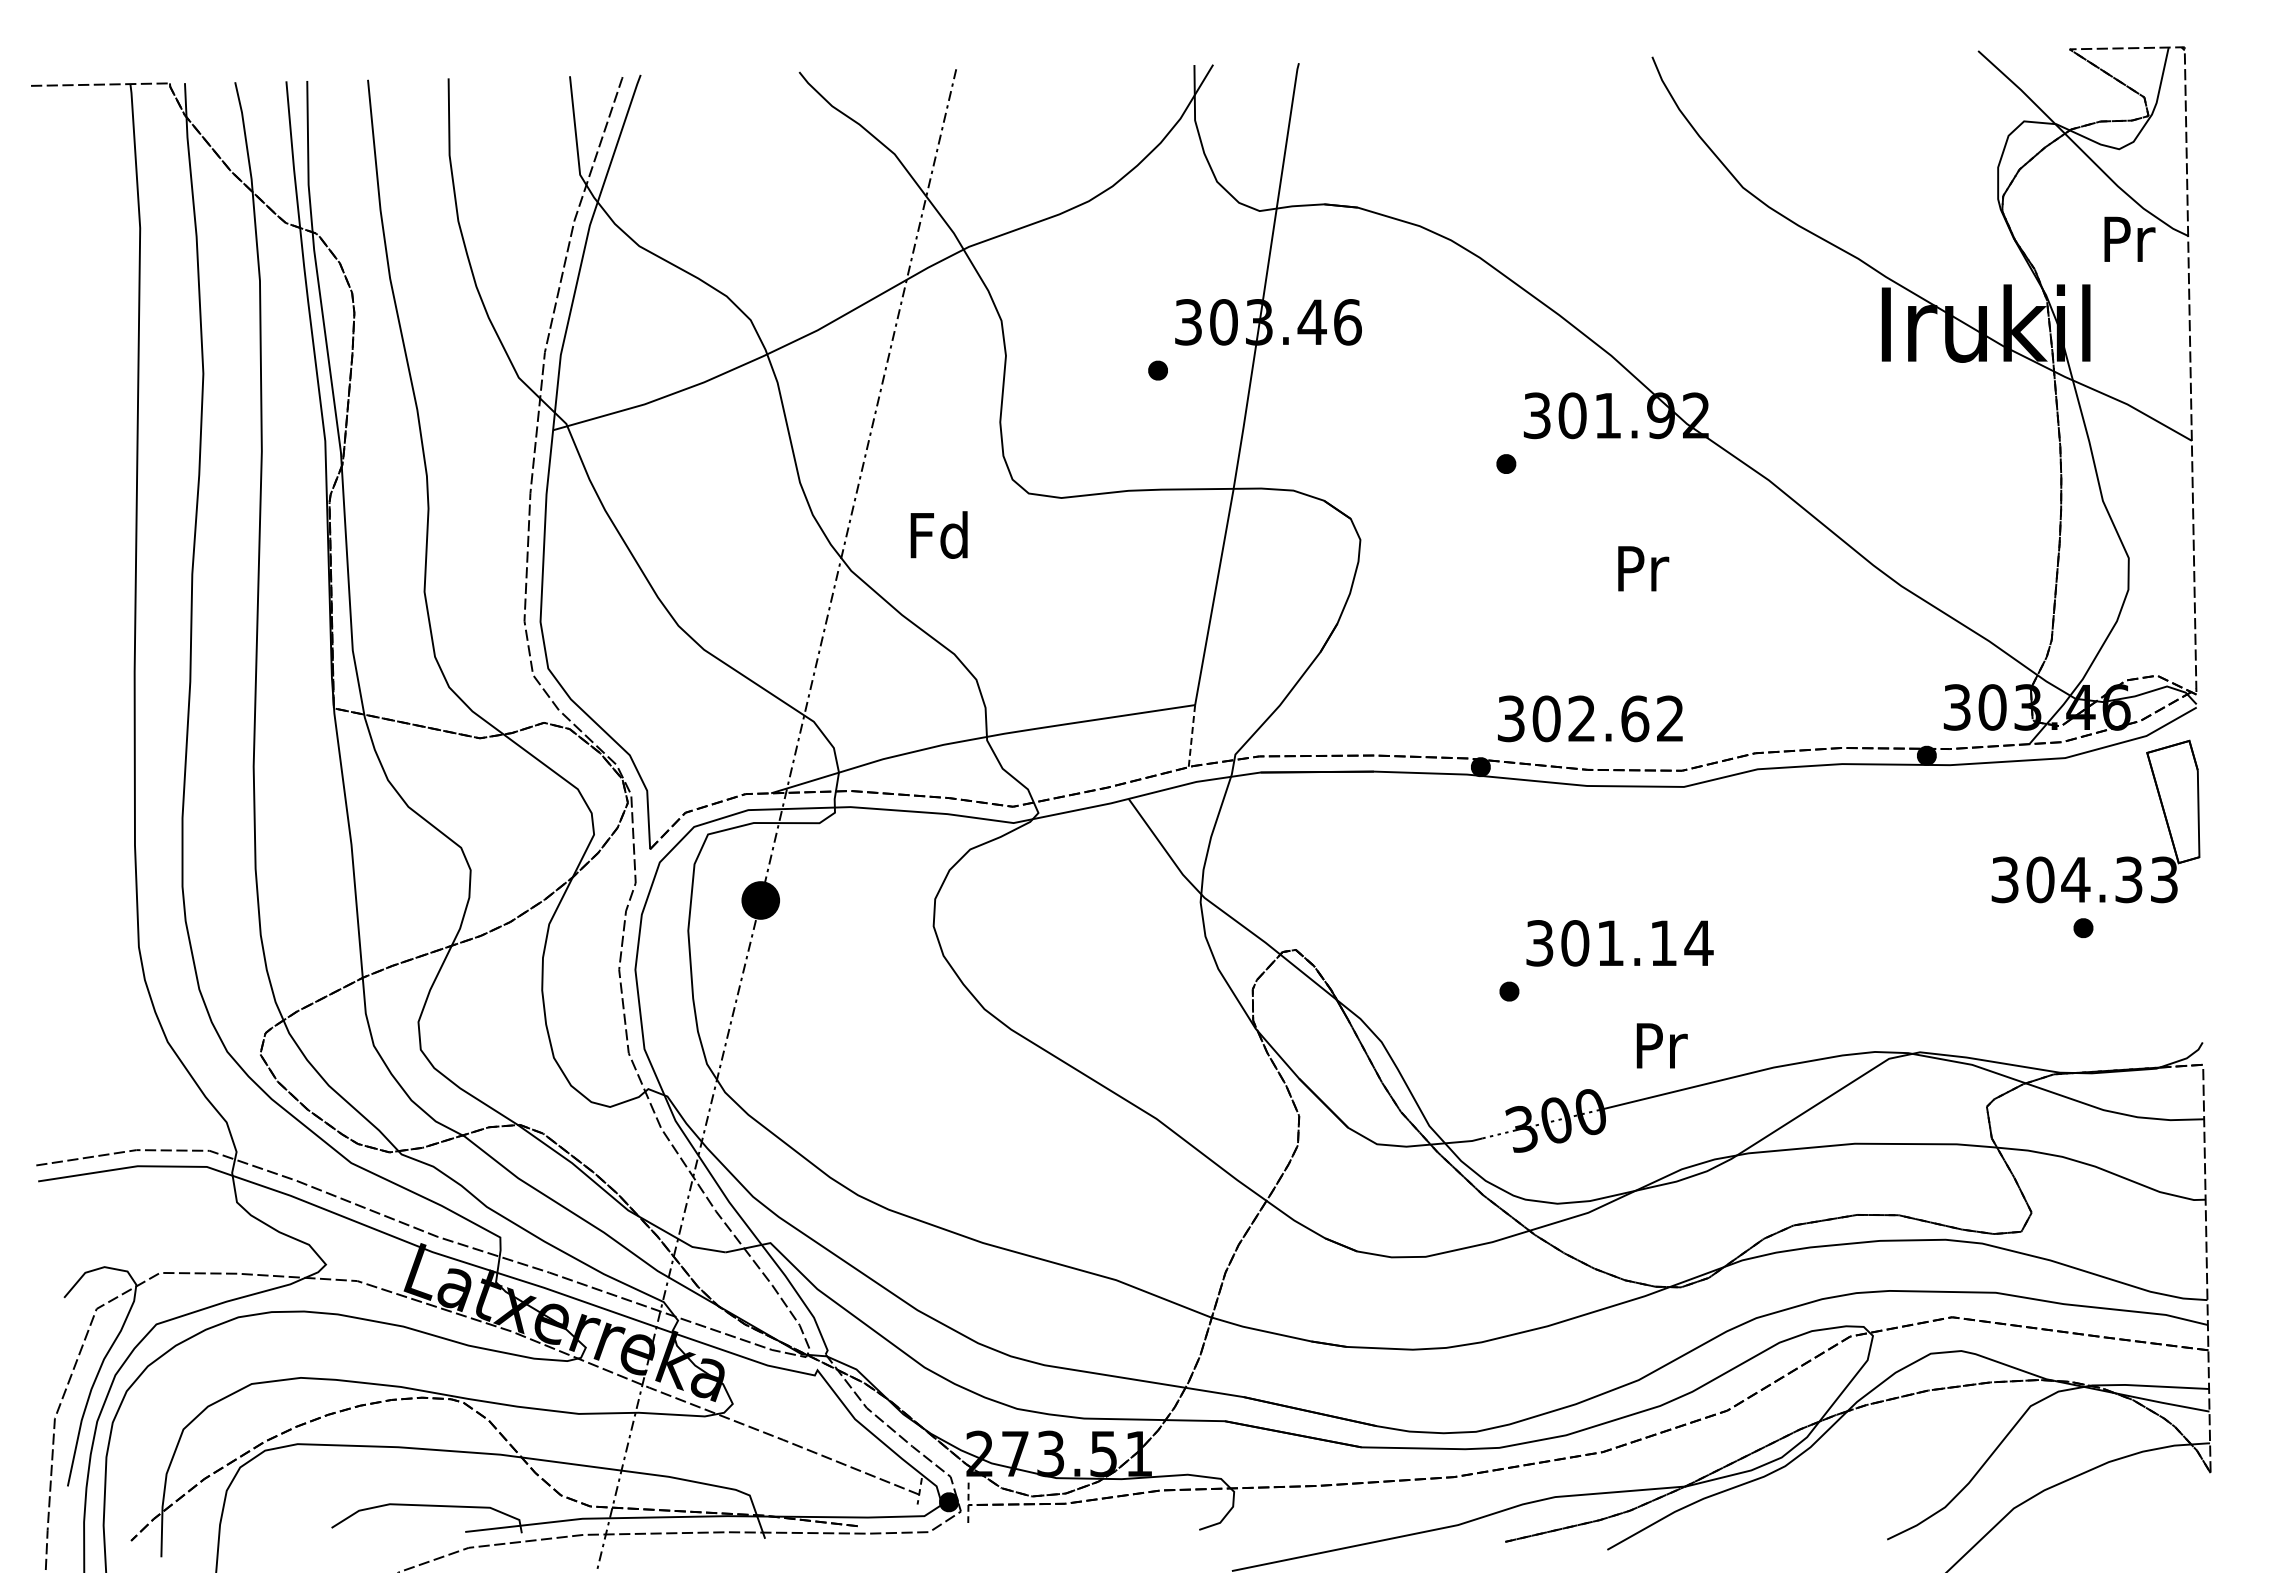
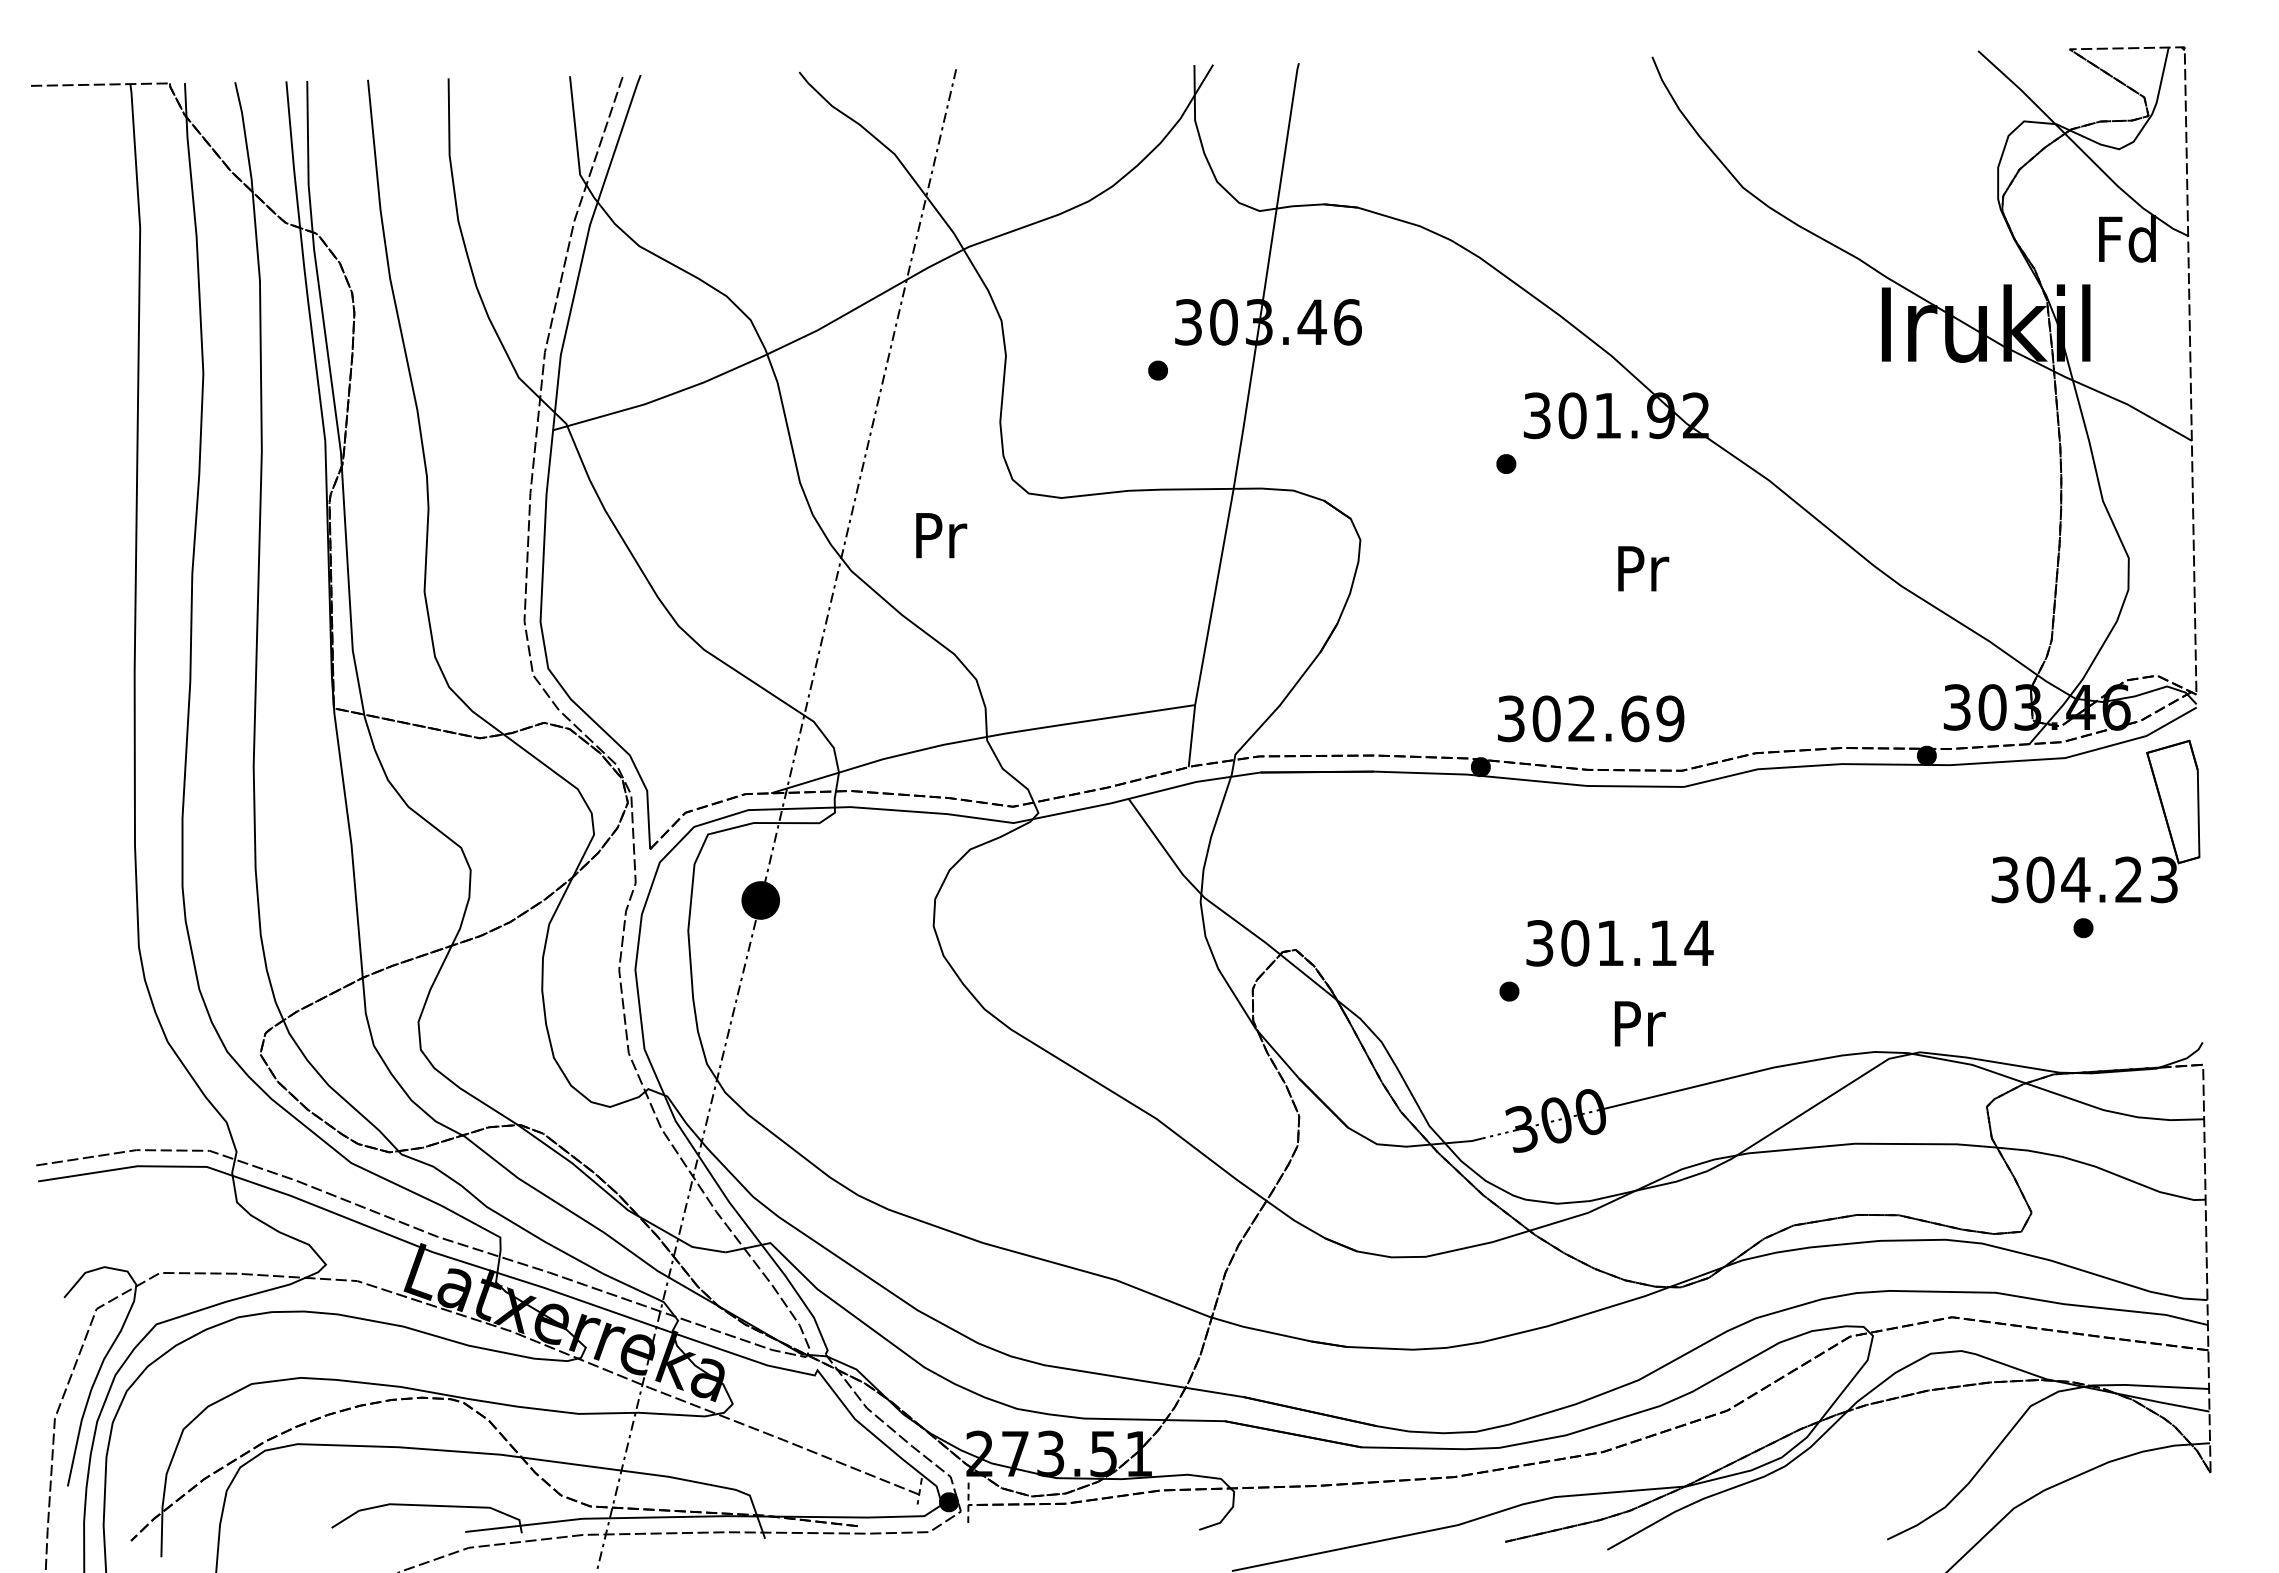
text: Pr -> Fd (2127, 238)
text: Fd -> Pr (938, 534)
text: 302.62 -> 302.69 (1670, 718)
line: dashed -> solid (1191, 736)
text: 304.33 -> 304.23 (2128, 879)
text position: (1661, 1045) -> (1639, 1023) (1639, 1023)
